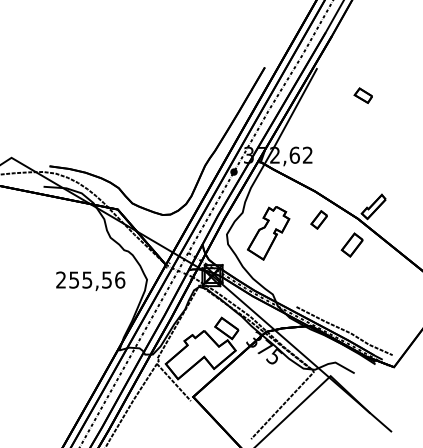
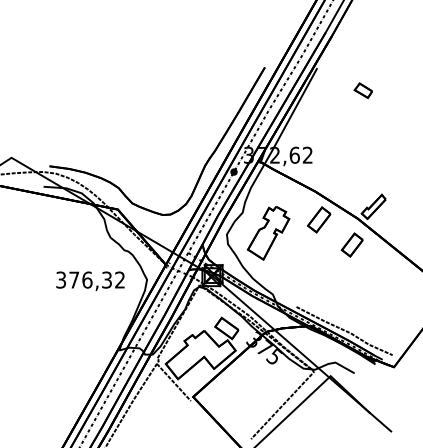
part position: (362, 95) -> (362, 90) (362, 90)
part size: 18x20 px -> 25x28 px (319, 219)
text: 255,56 -> 376,32 (90, 279)
